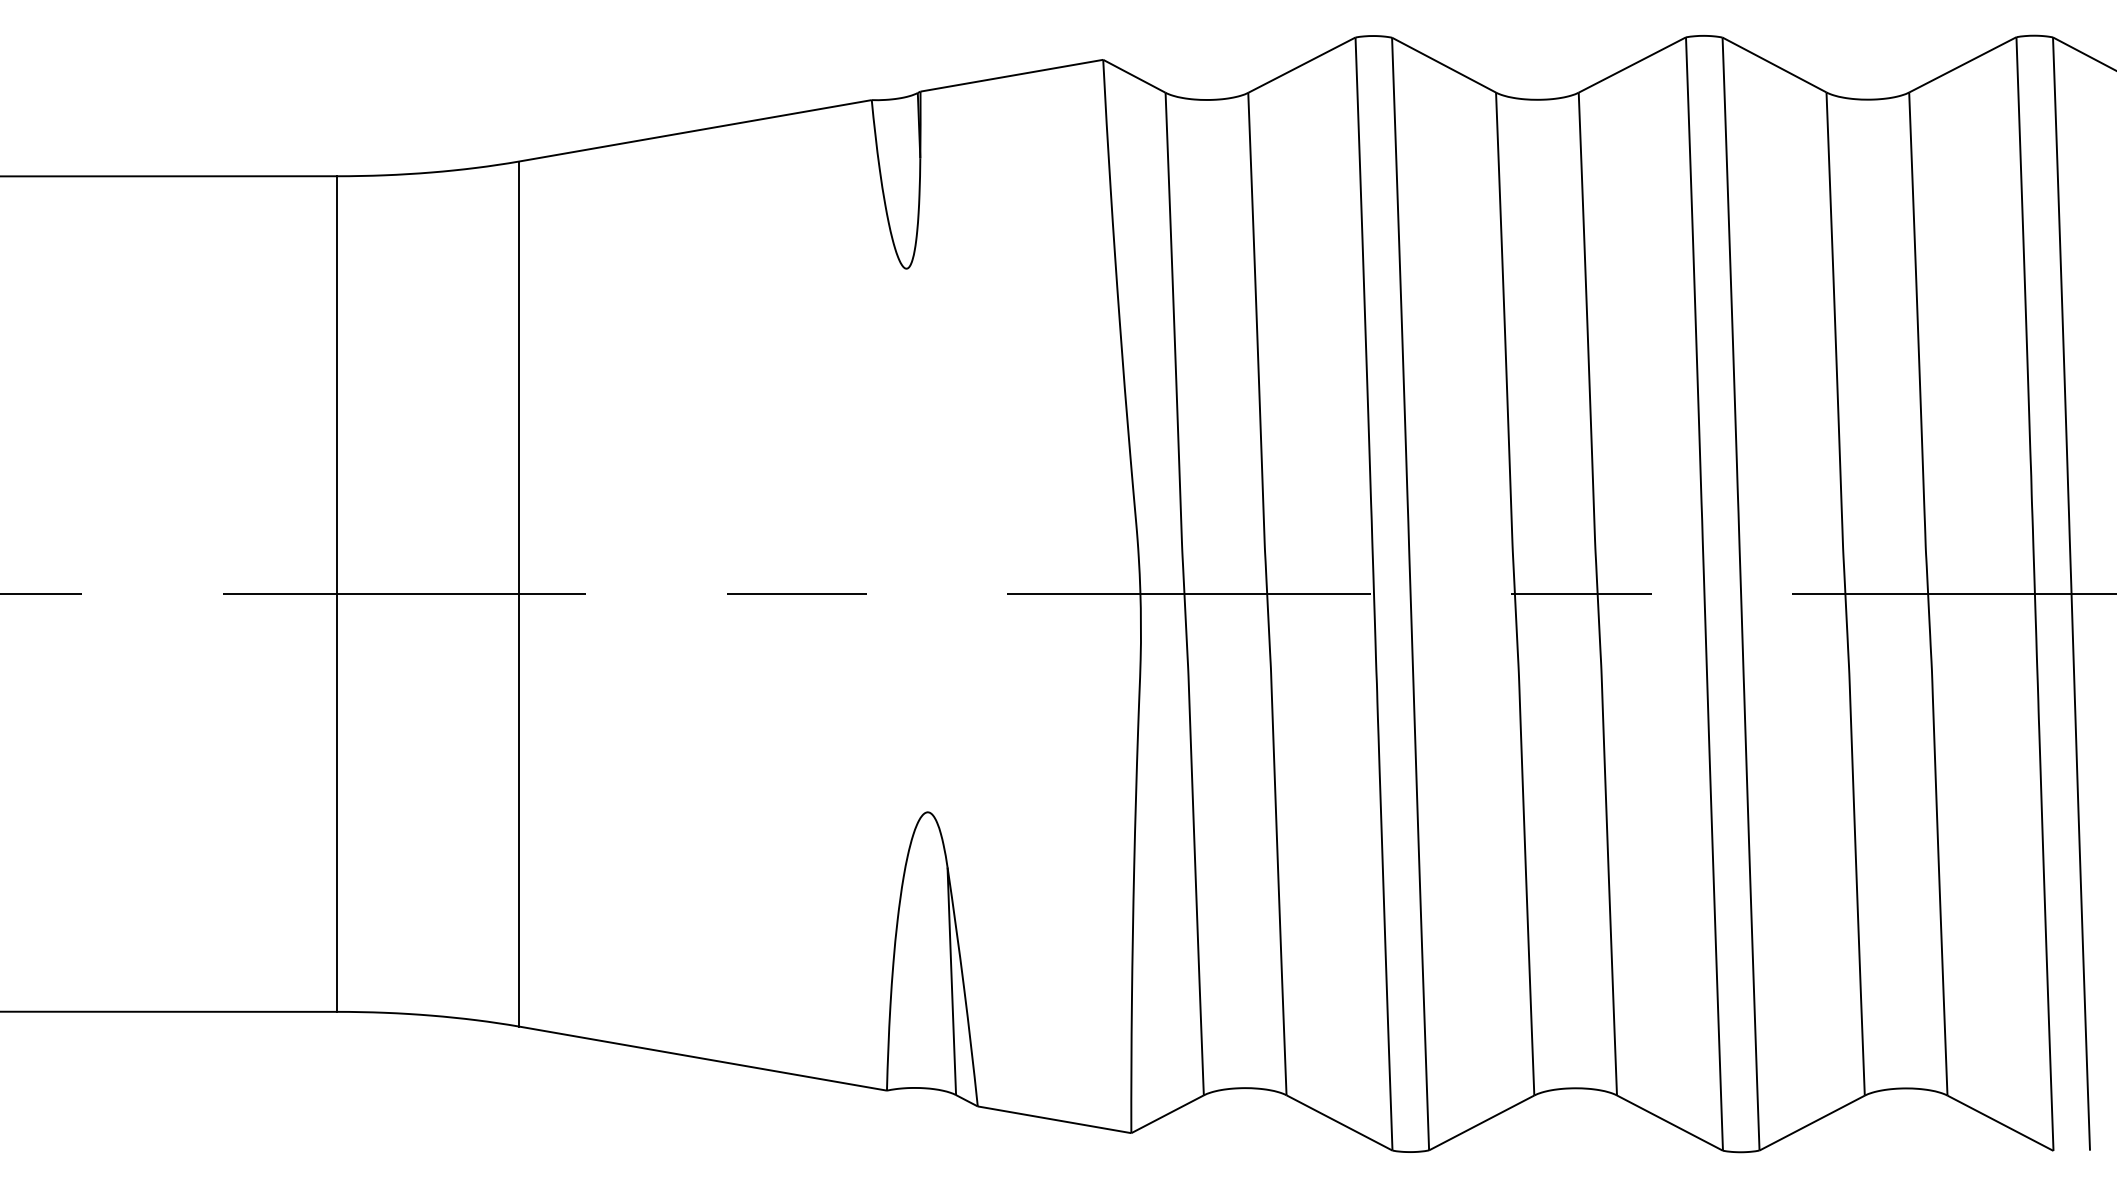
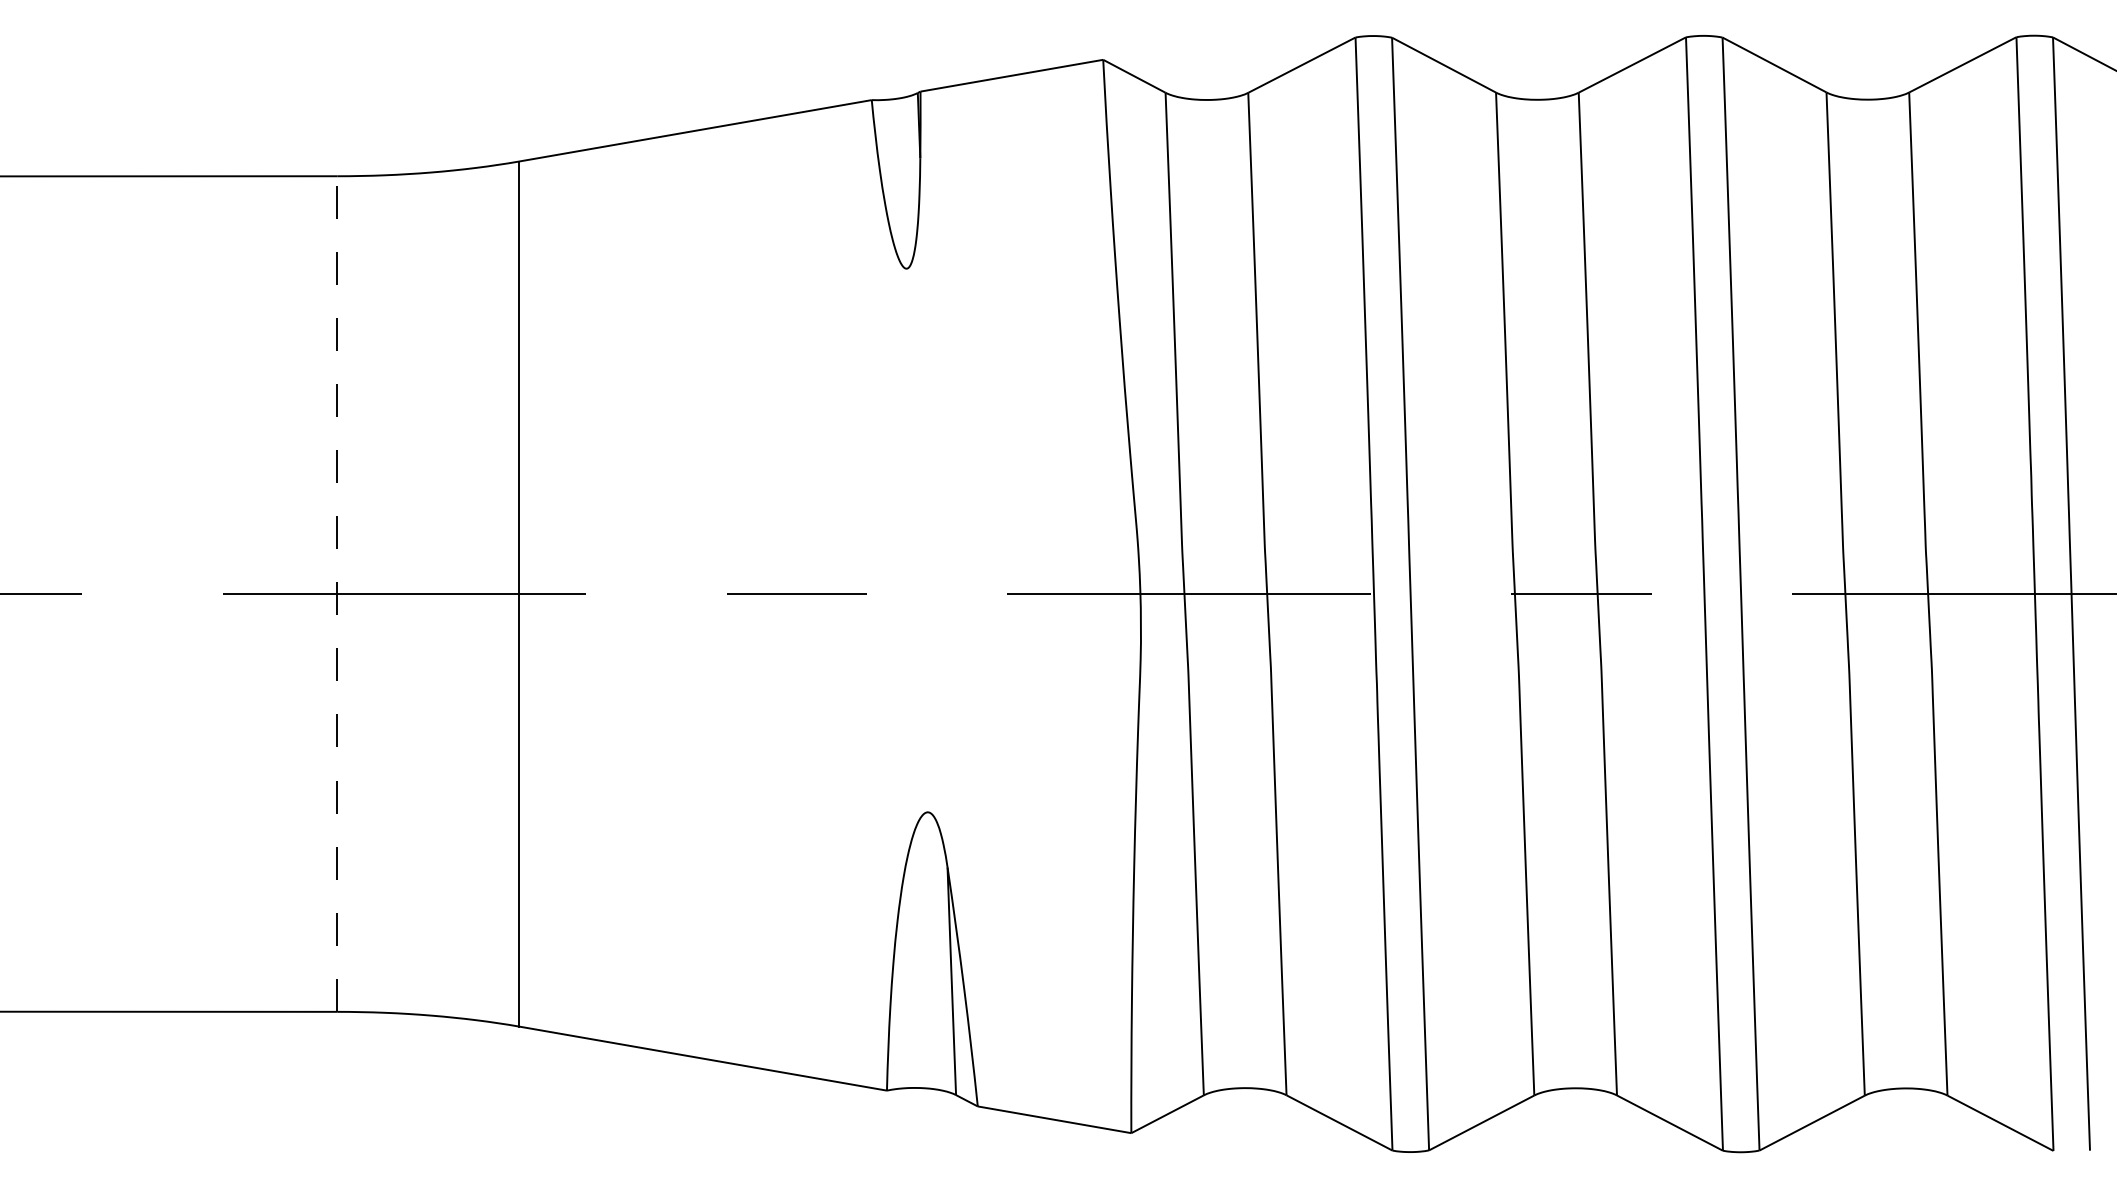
line: solid -> dashed (337, 594)
